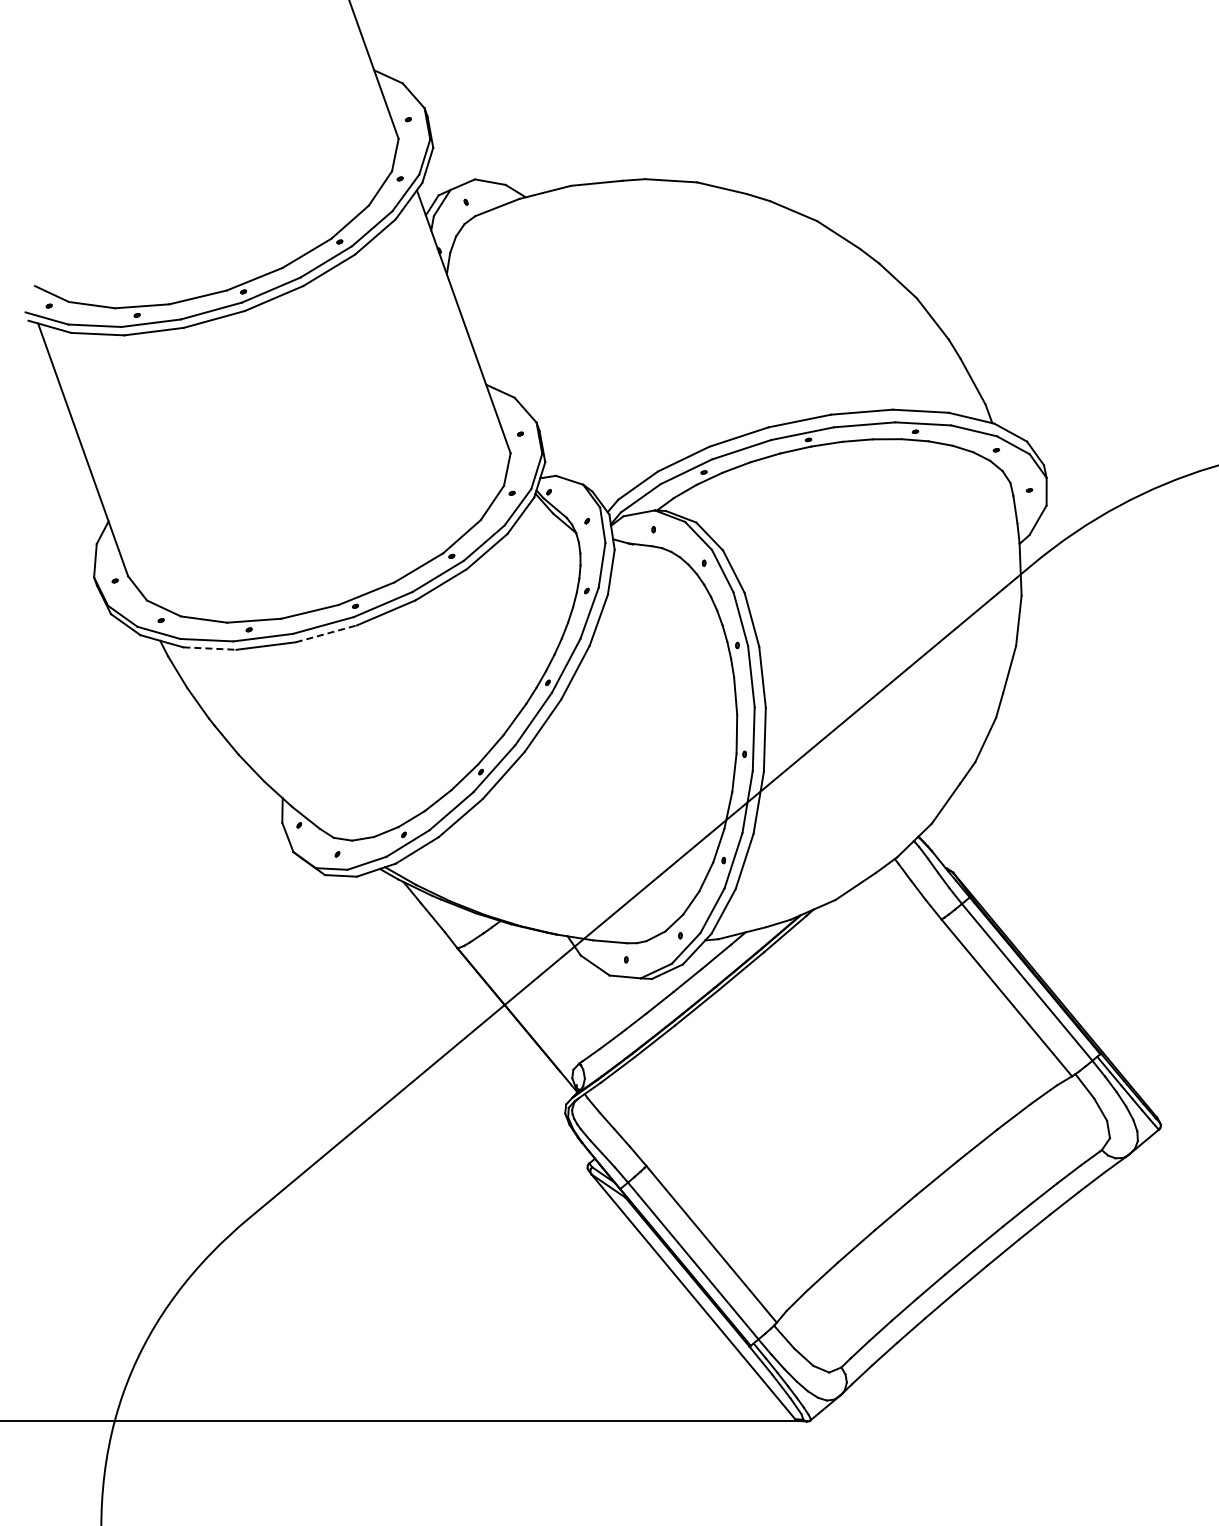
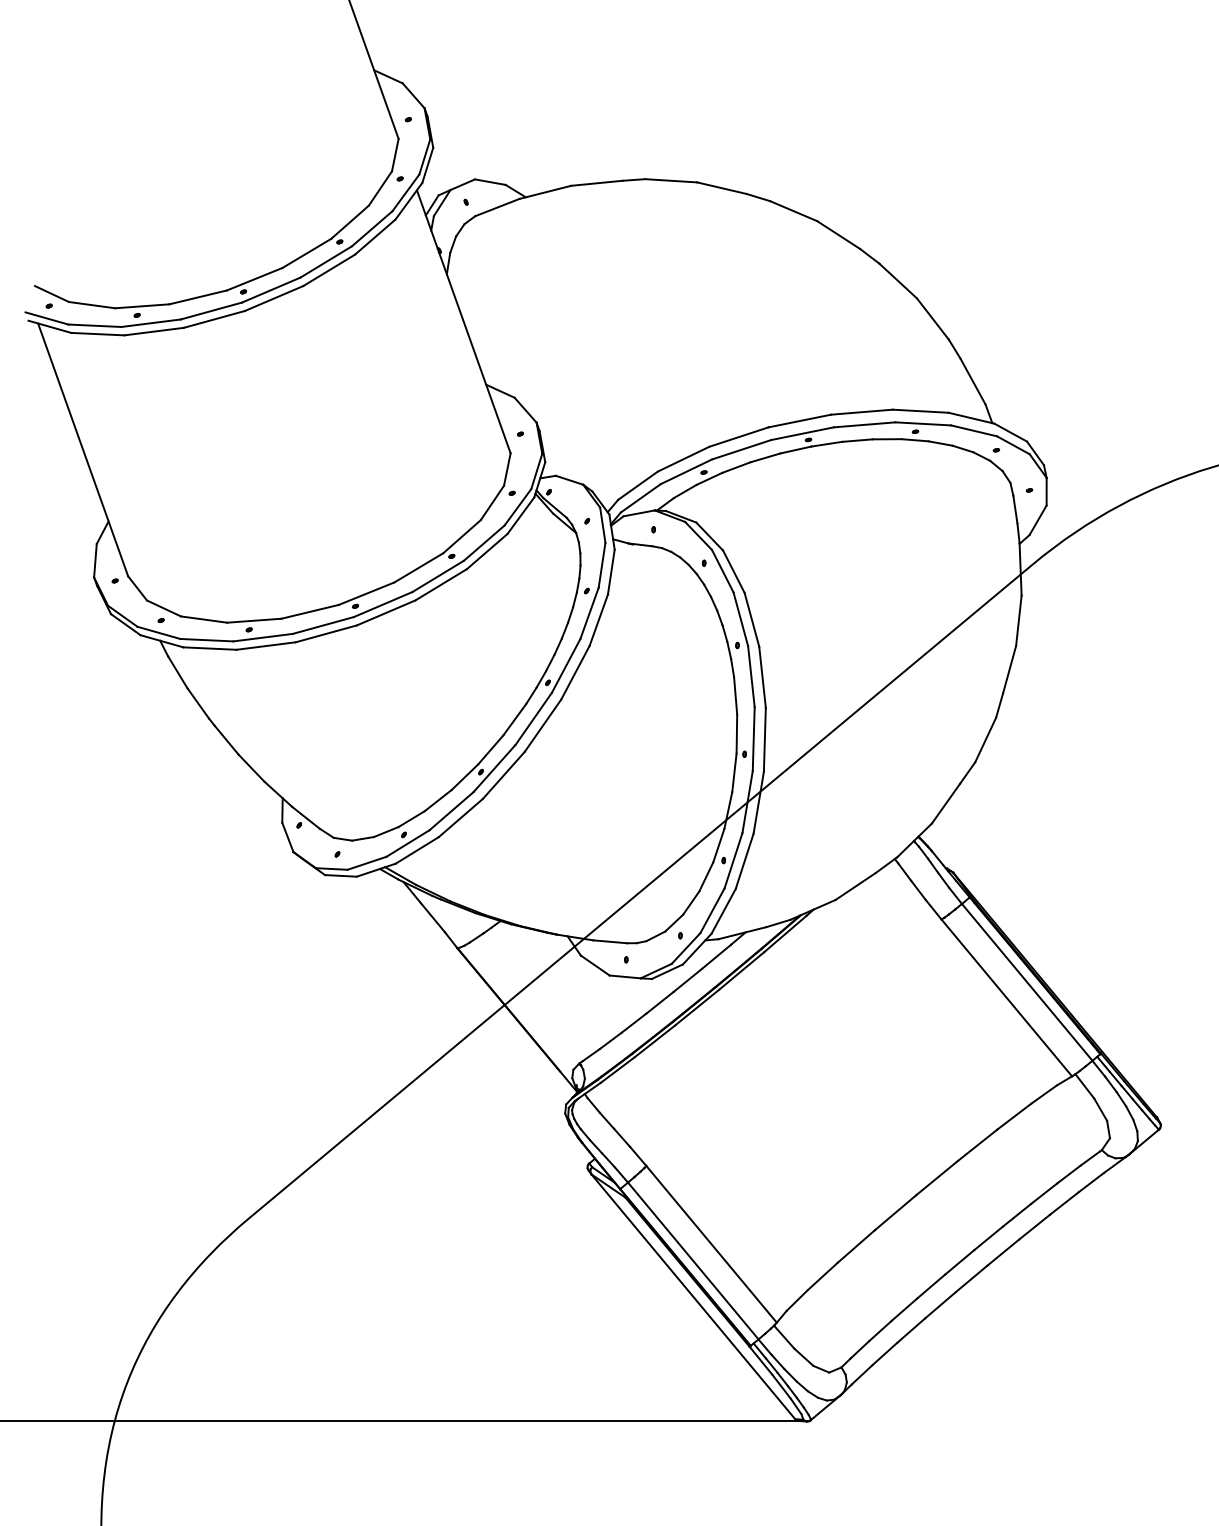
line: dashed -> solid (326, 633)
line: dashed -> solid (209, 648)
